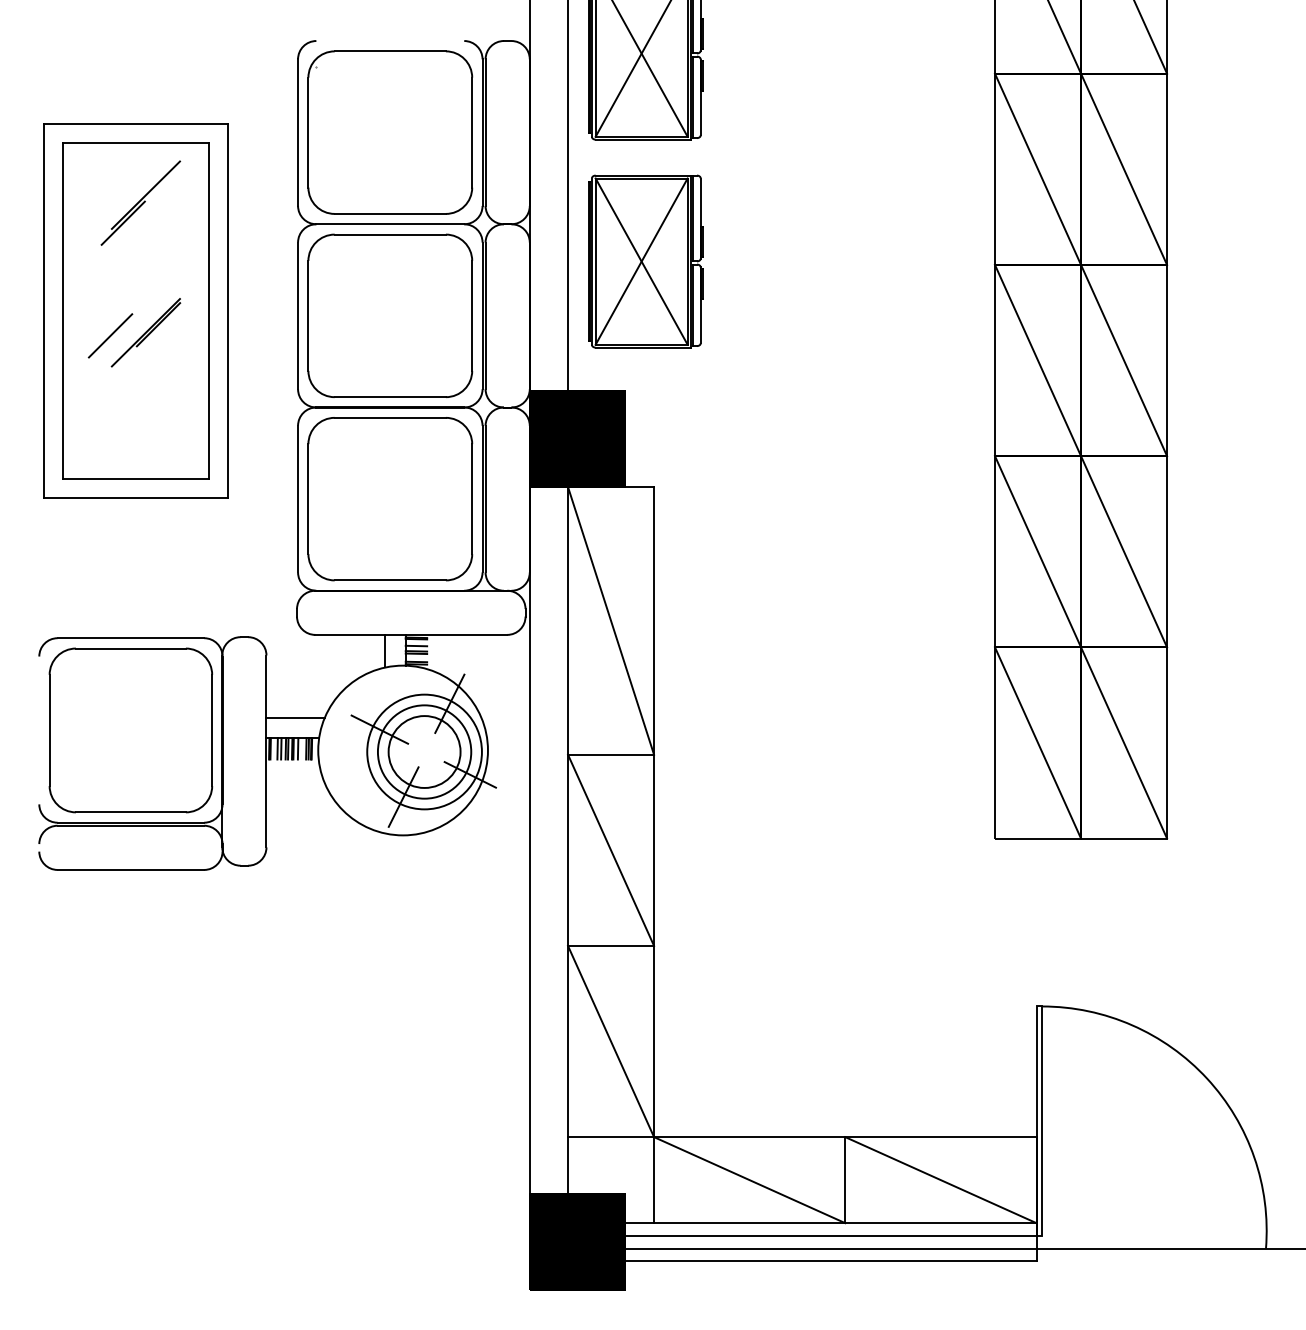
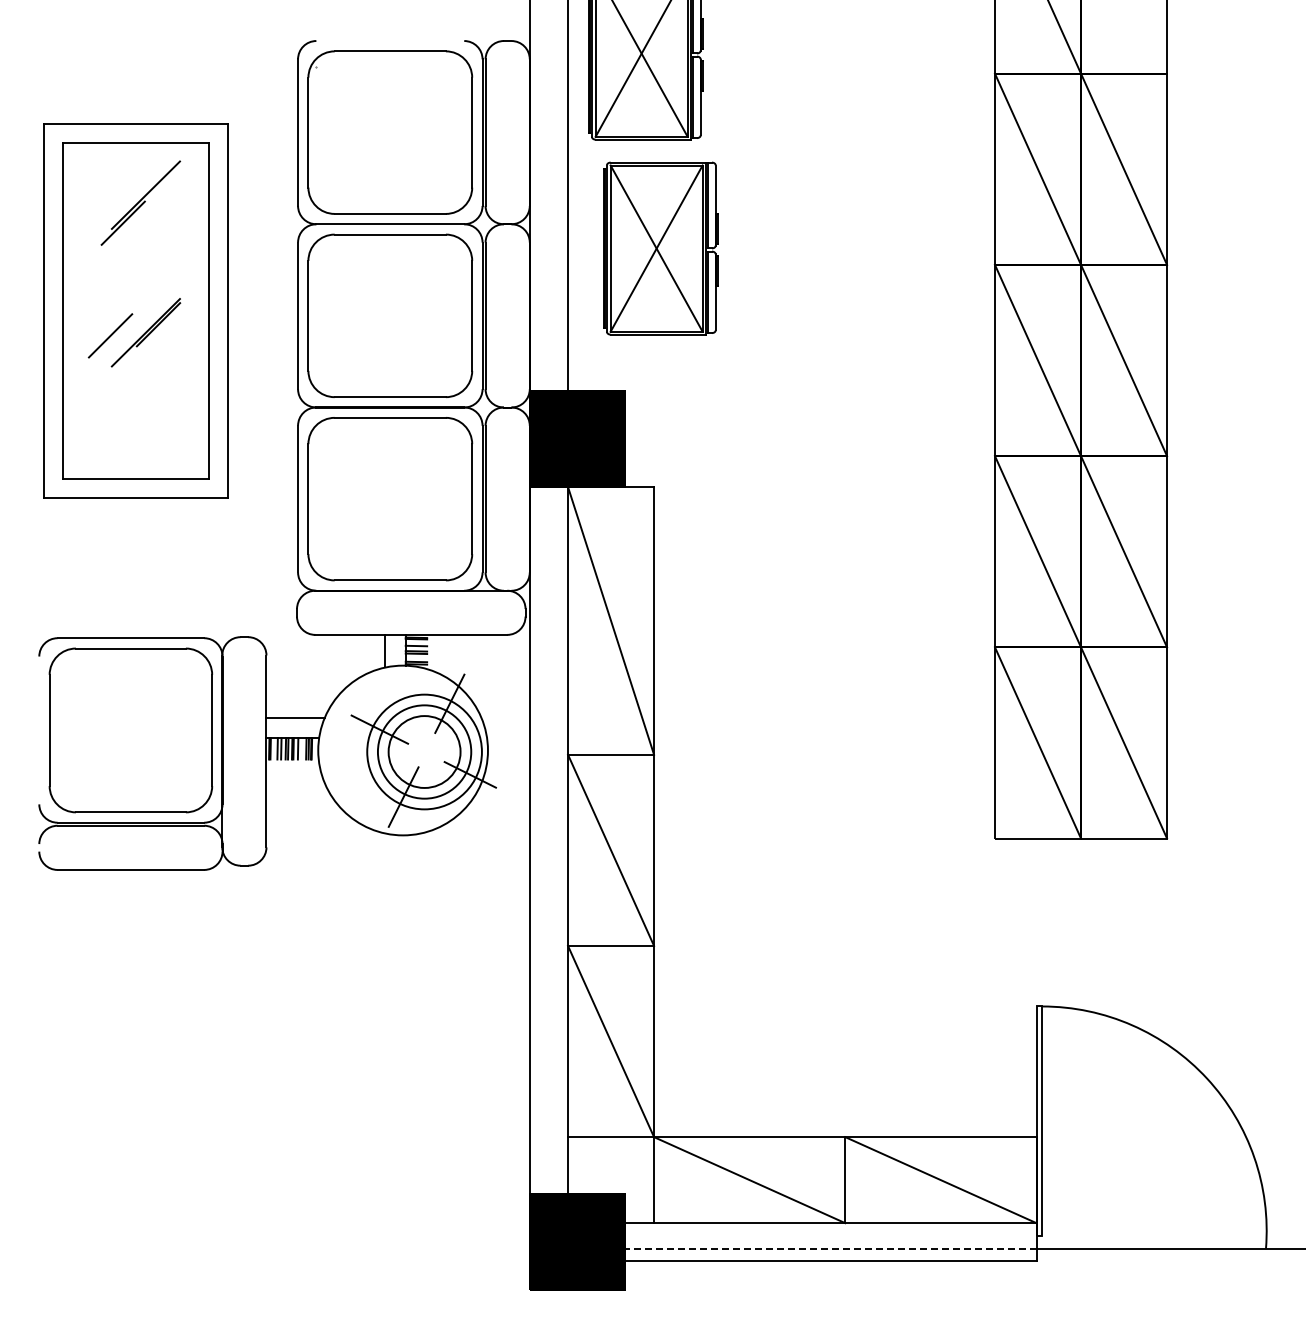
line: present -> none (1150, 37)
part position: (645, 261) -> (660, 248) (660, 248)
line: present -> none (830, 1235)
line: solid -> dashed (830, 1248)
